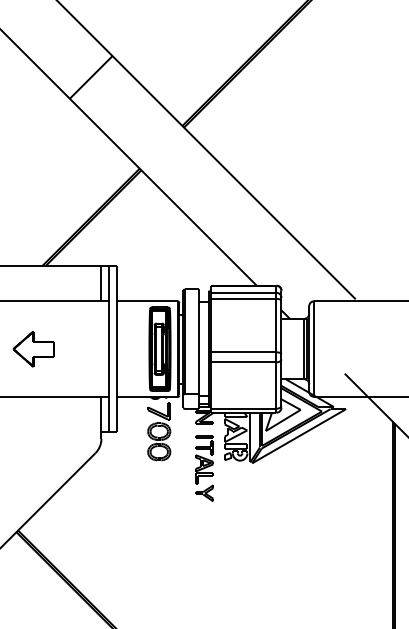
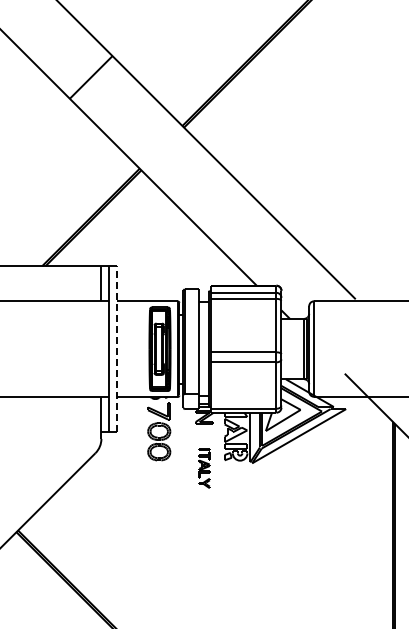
part: present -> none (33, 349)
line: solid -> dashed (116, 349)
part size: 19x67 px -> 13x41 px (204, 468)
